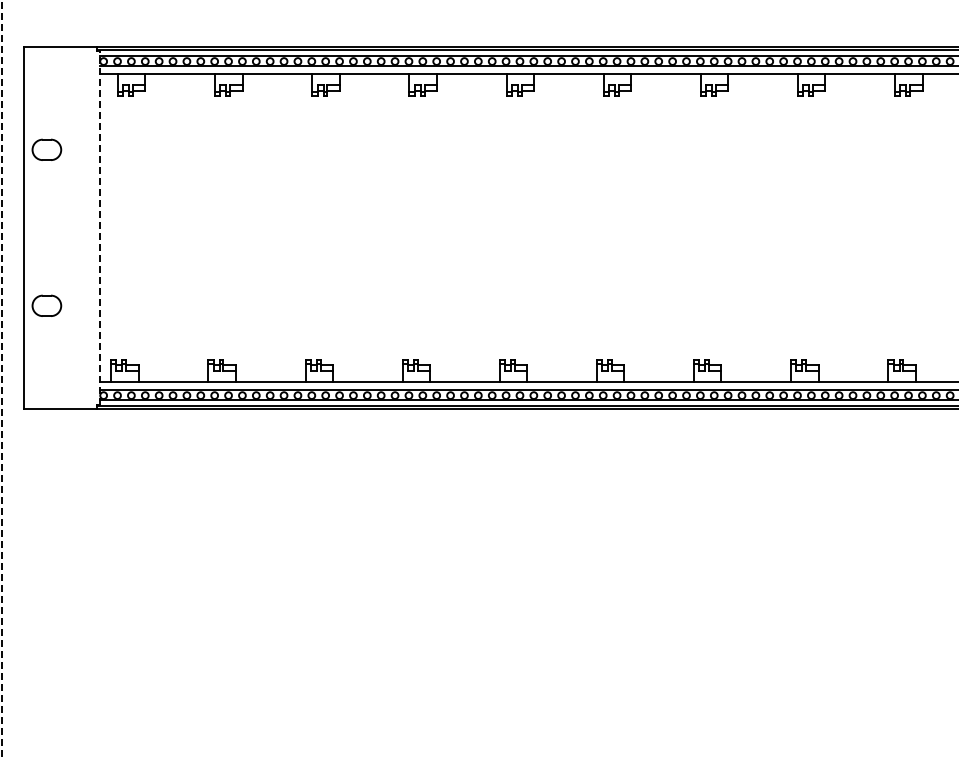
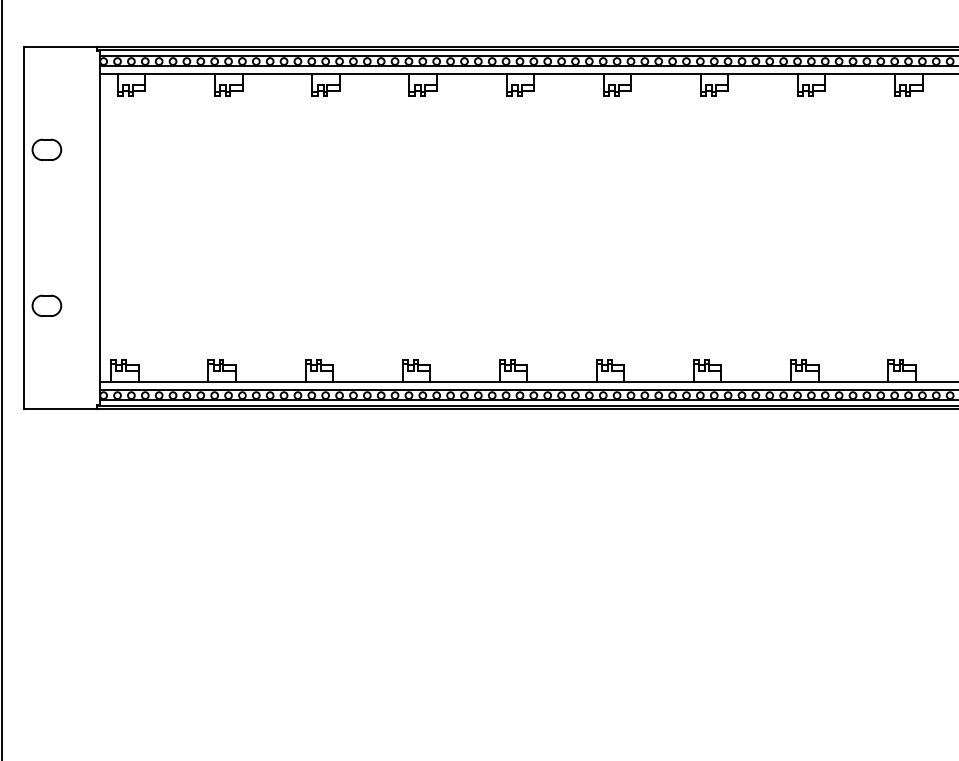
line: dashed -> solid (100, 227)
line: dashed -> solid (2, 380)
